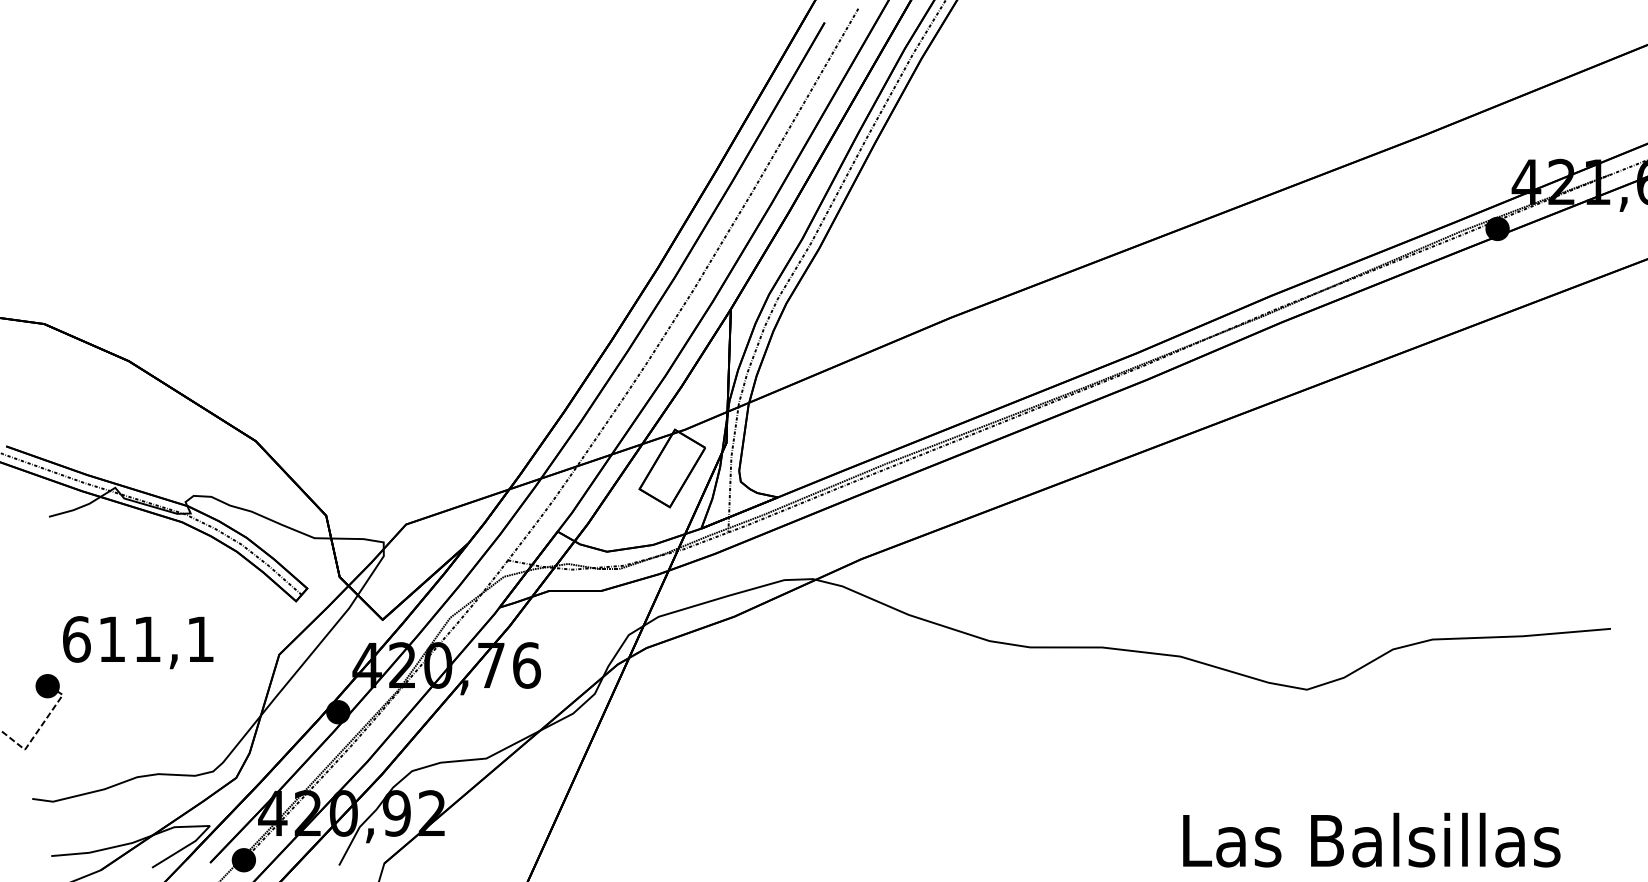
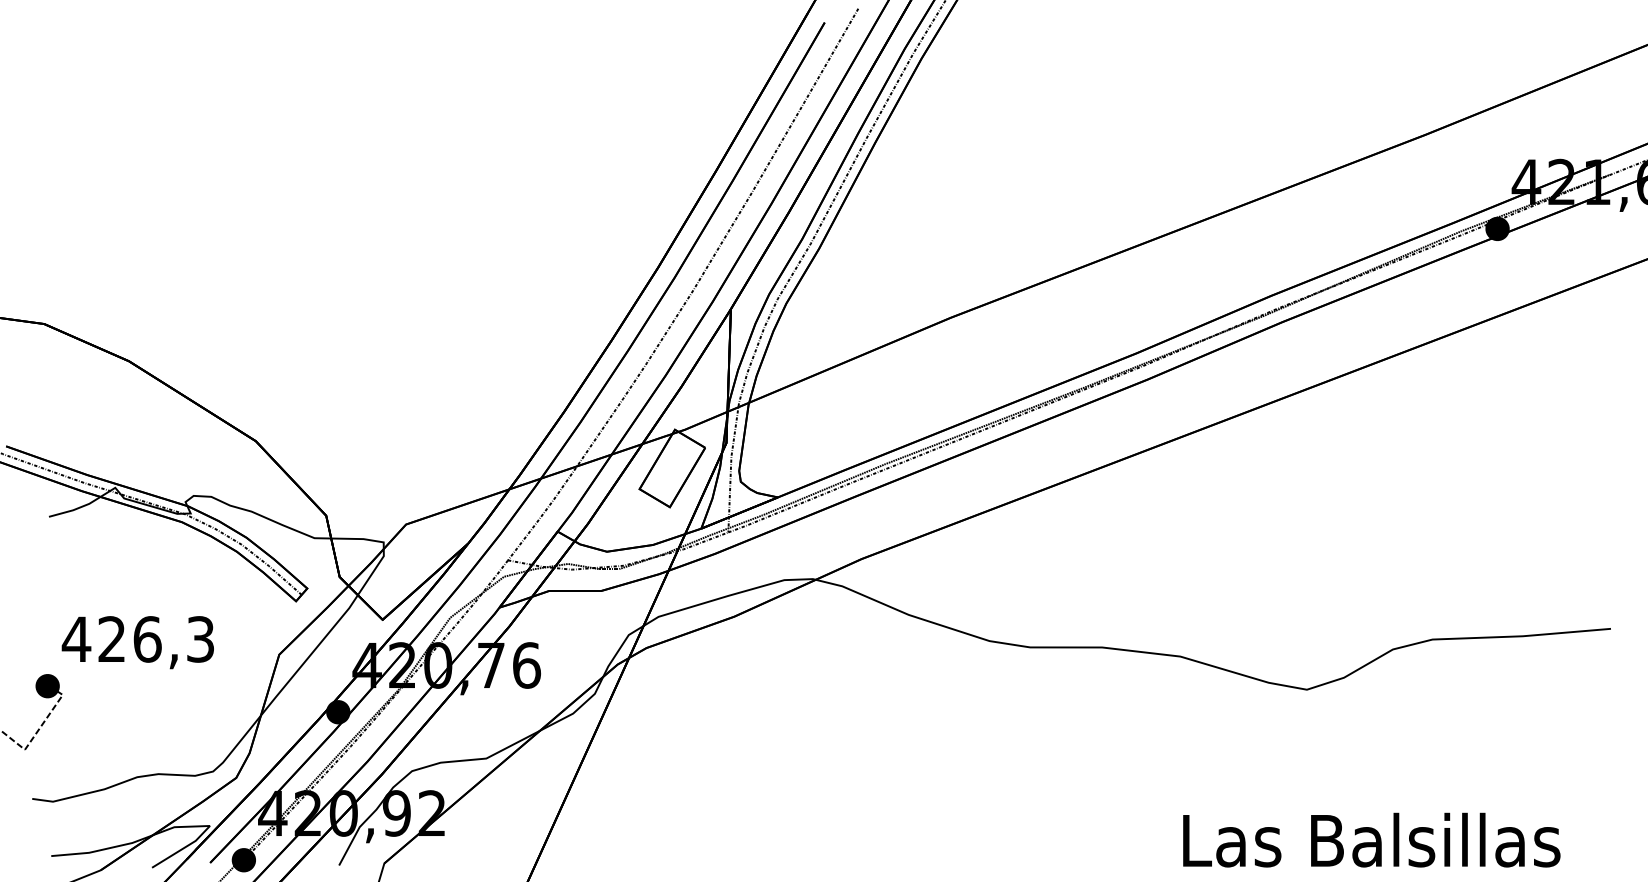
text: 611,1 -> 426,3 (137, 639)
